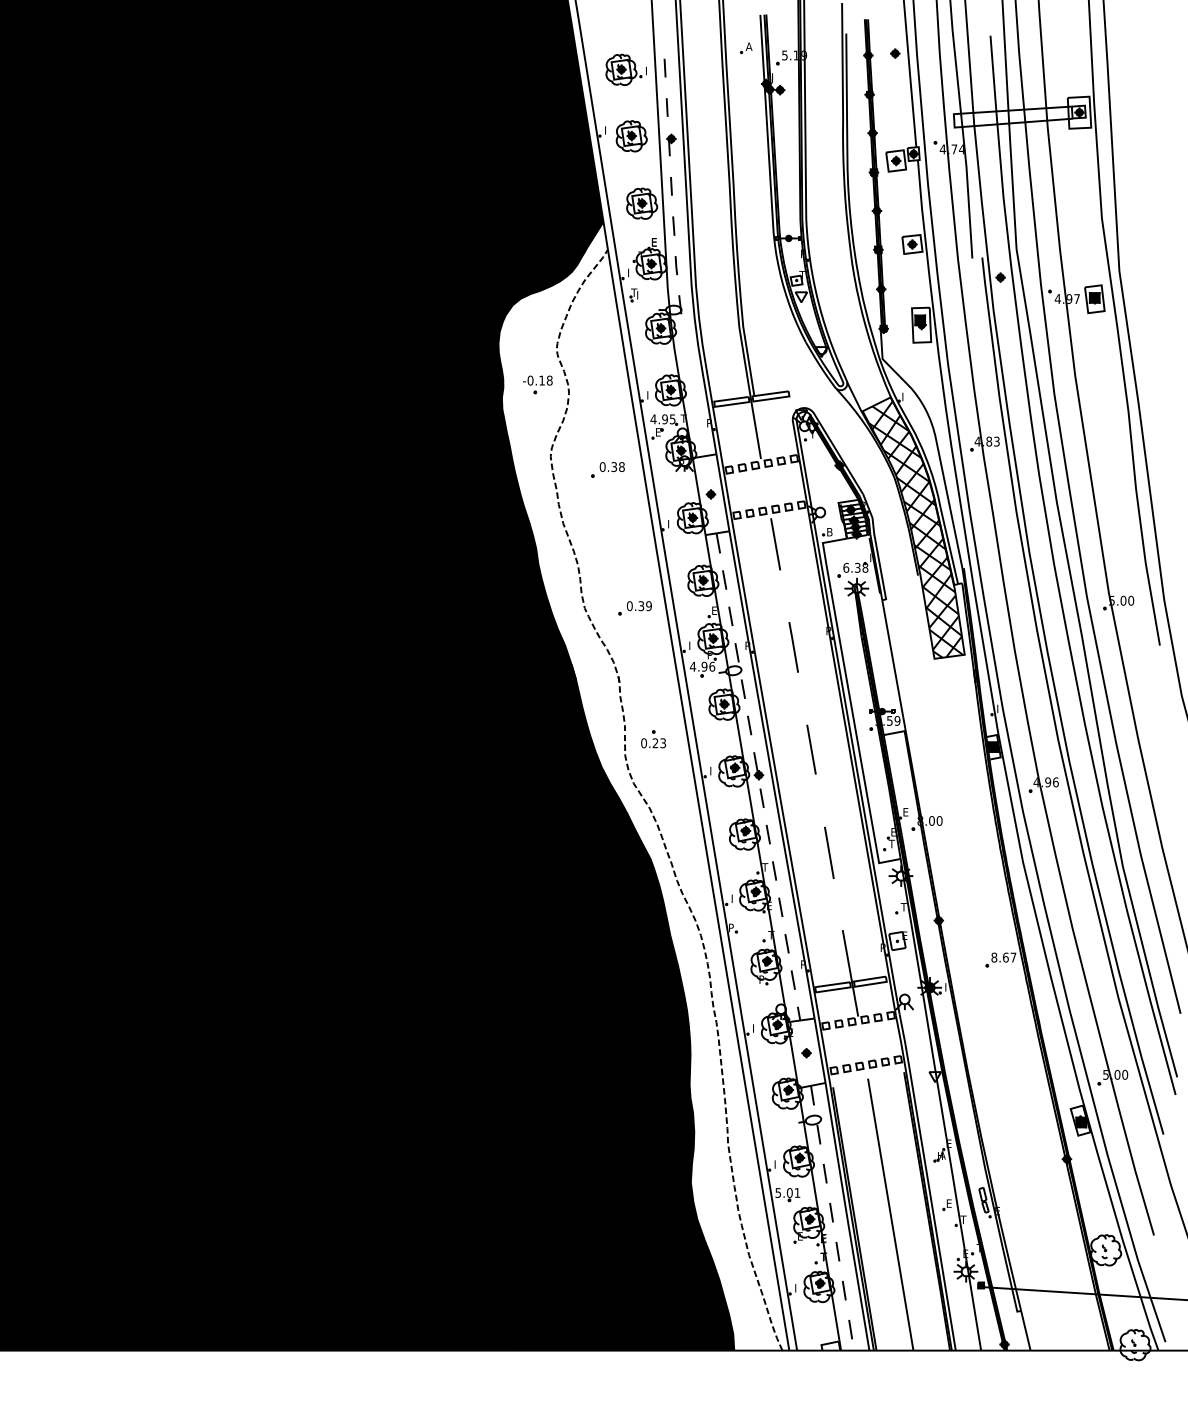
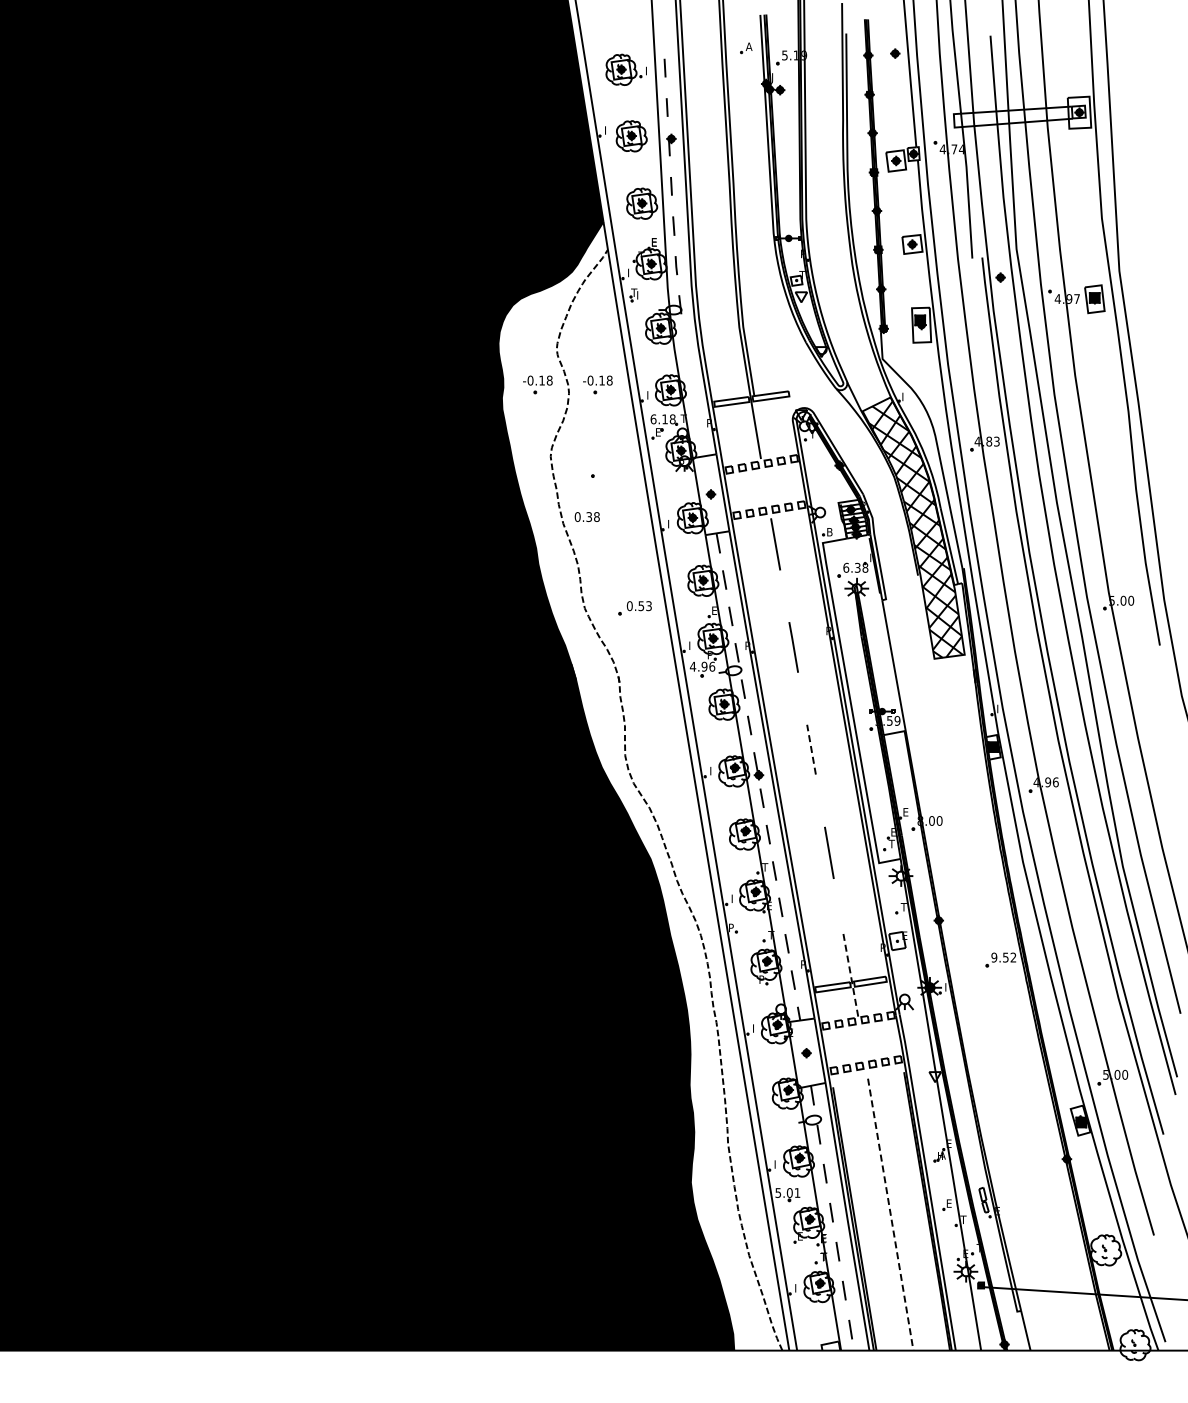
part: none -> present (597, 384)
text: 4.95 -> 6.18 (662, 419)
text position: (611, 466) -> (586, 516) (586, 516)
text: 0.39 -> 0.53 (644, 605)
part: present -> none (653, 739)
line: solid -> dashed (811, 749)
text: 8.67 -> 9.52 (1003, 957)
line: solid -> dashed (850, 973)
line: solid -> dashed (890, 1214)
